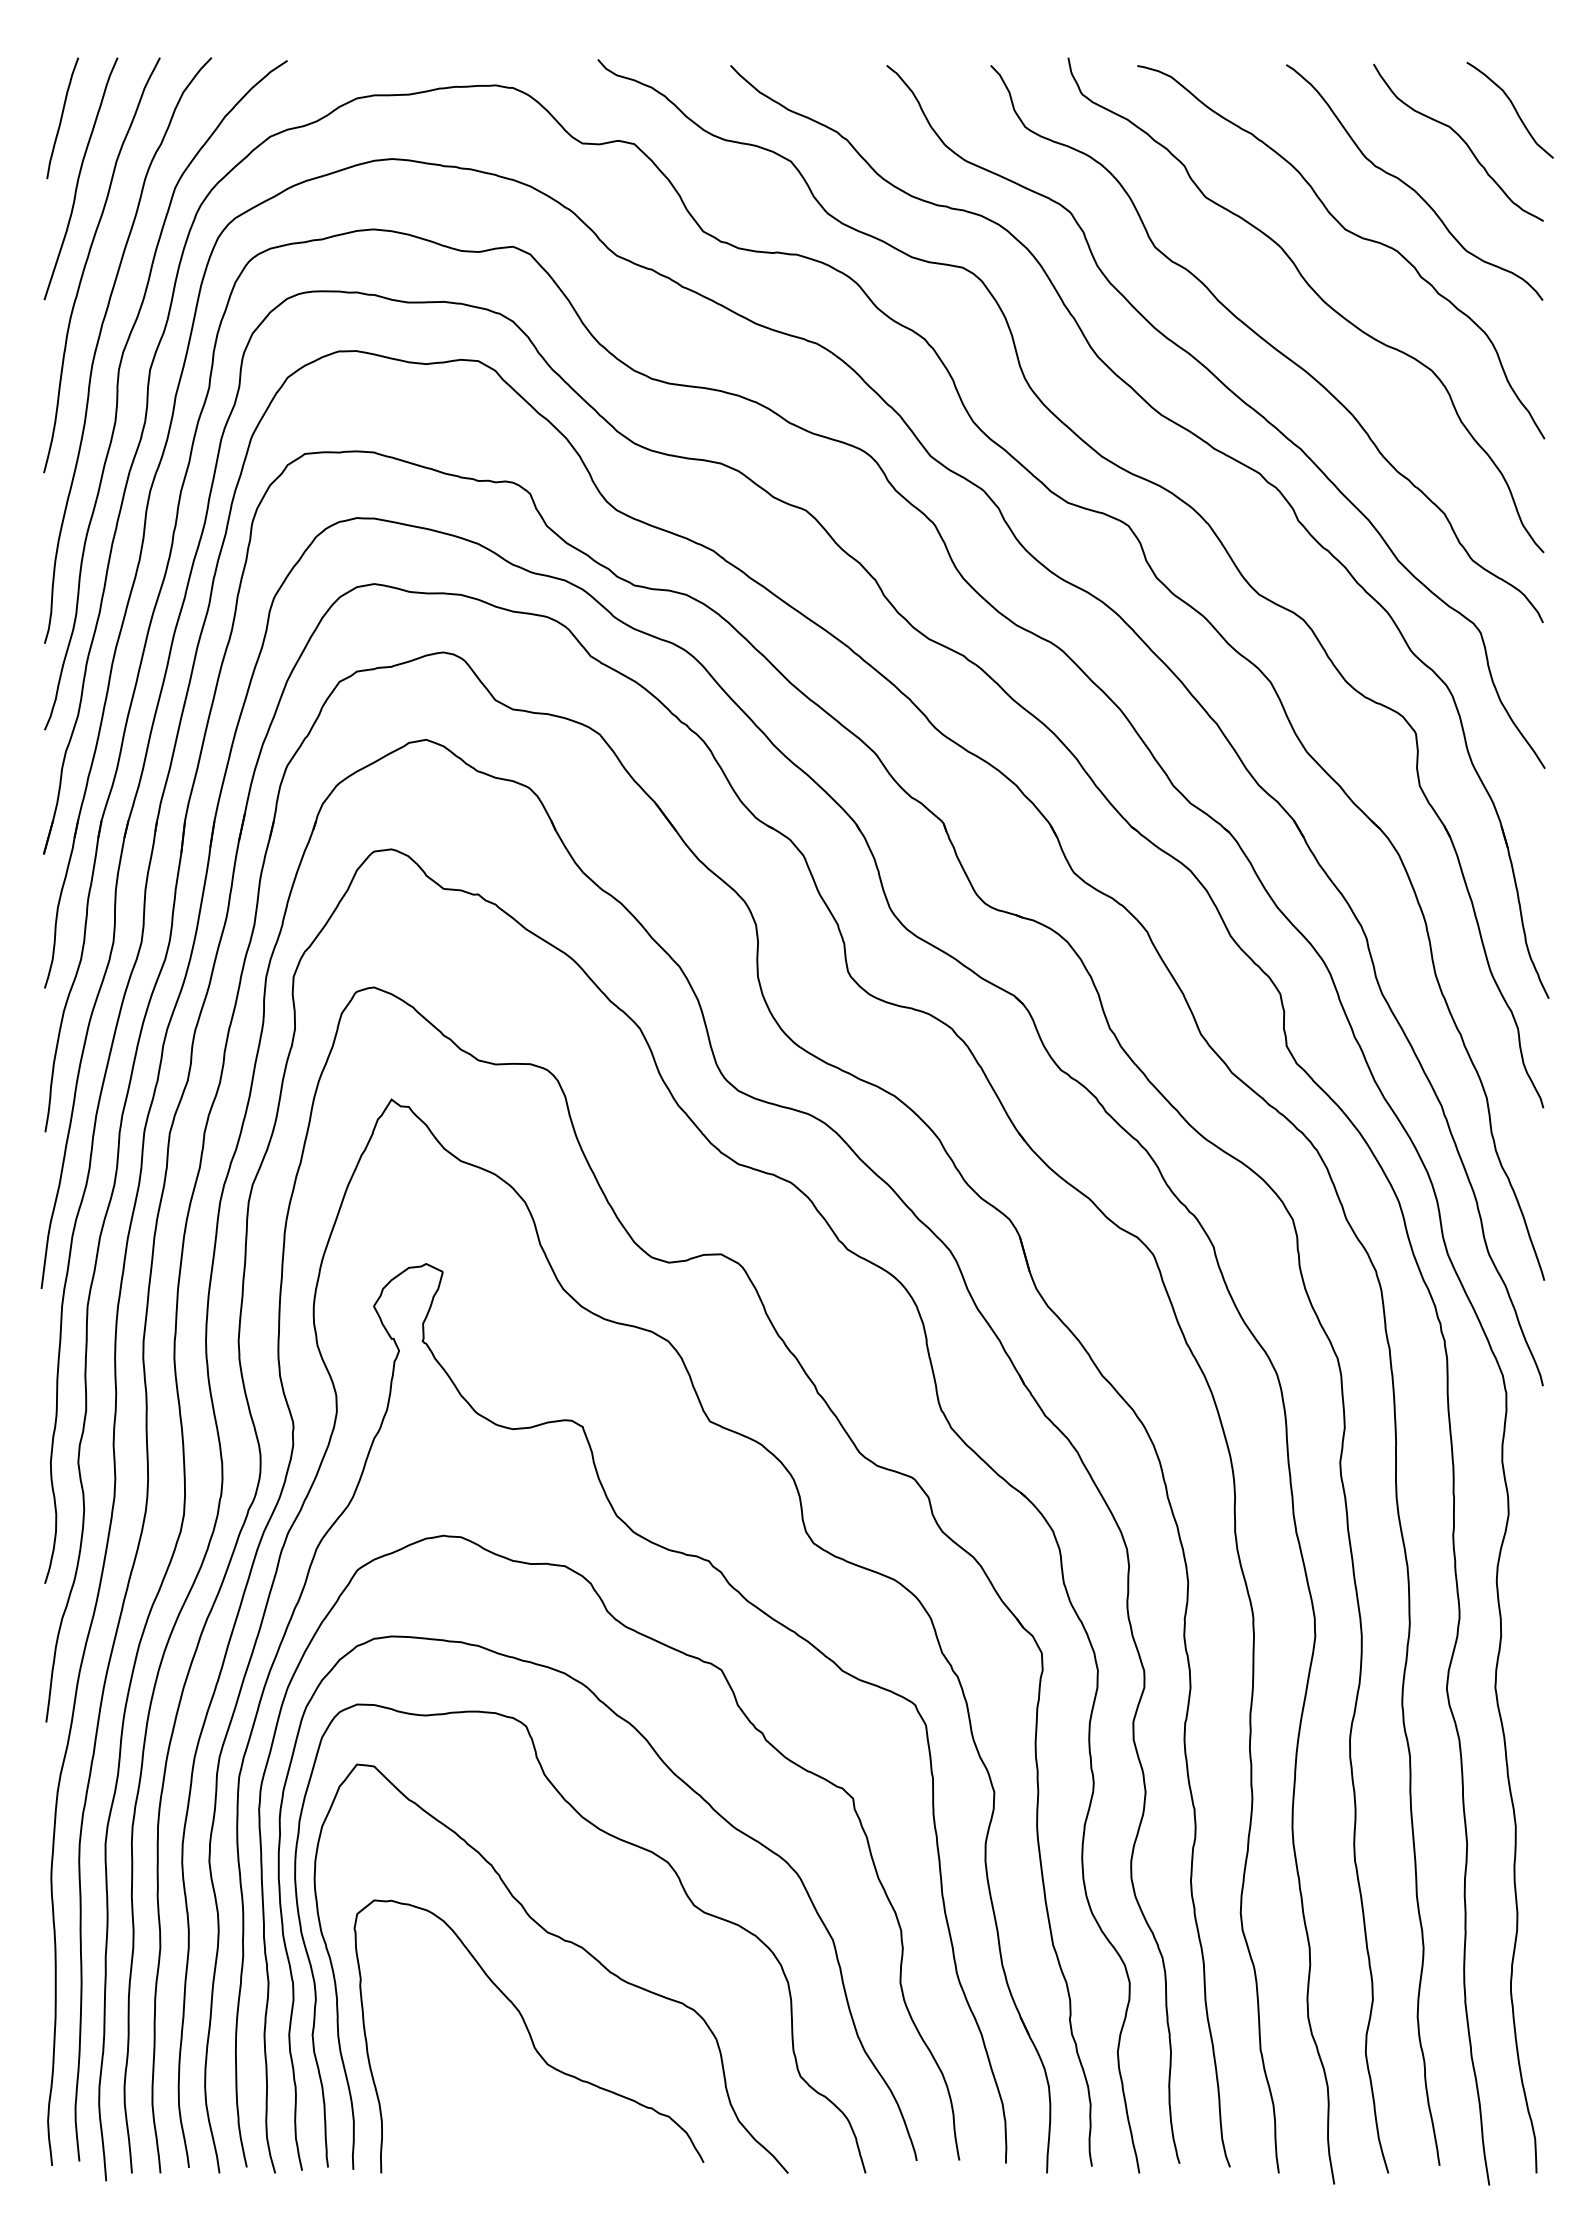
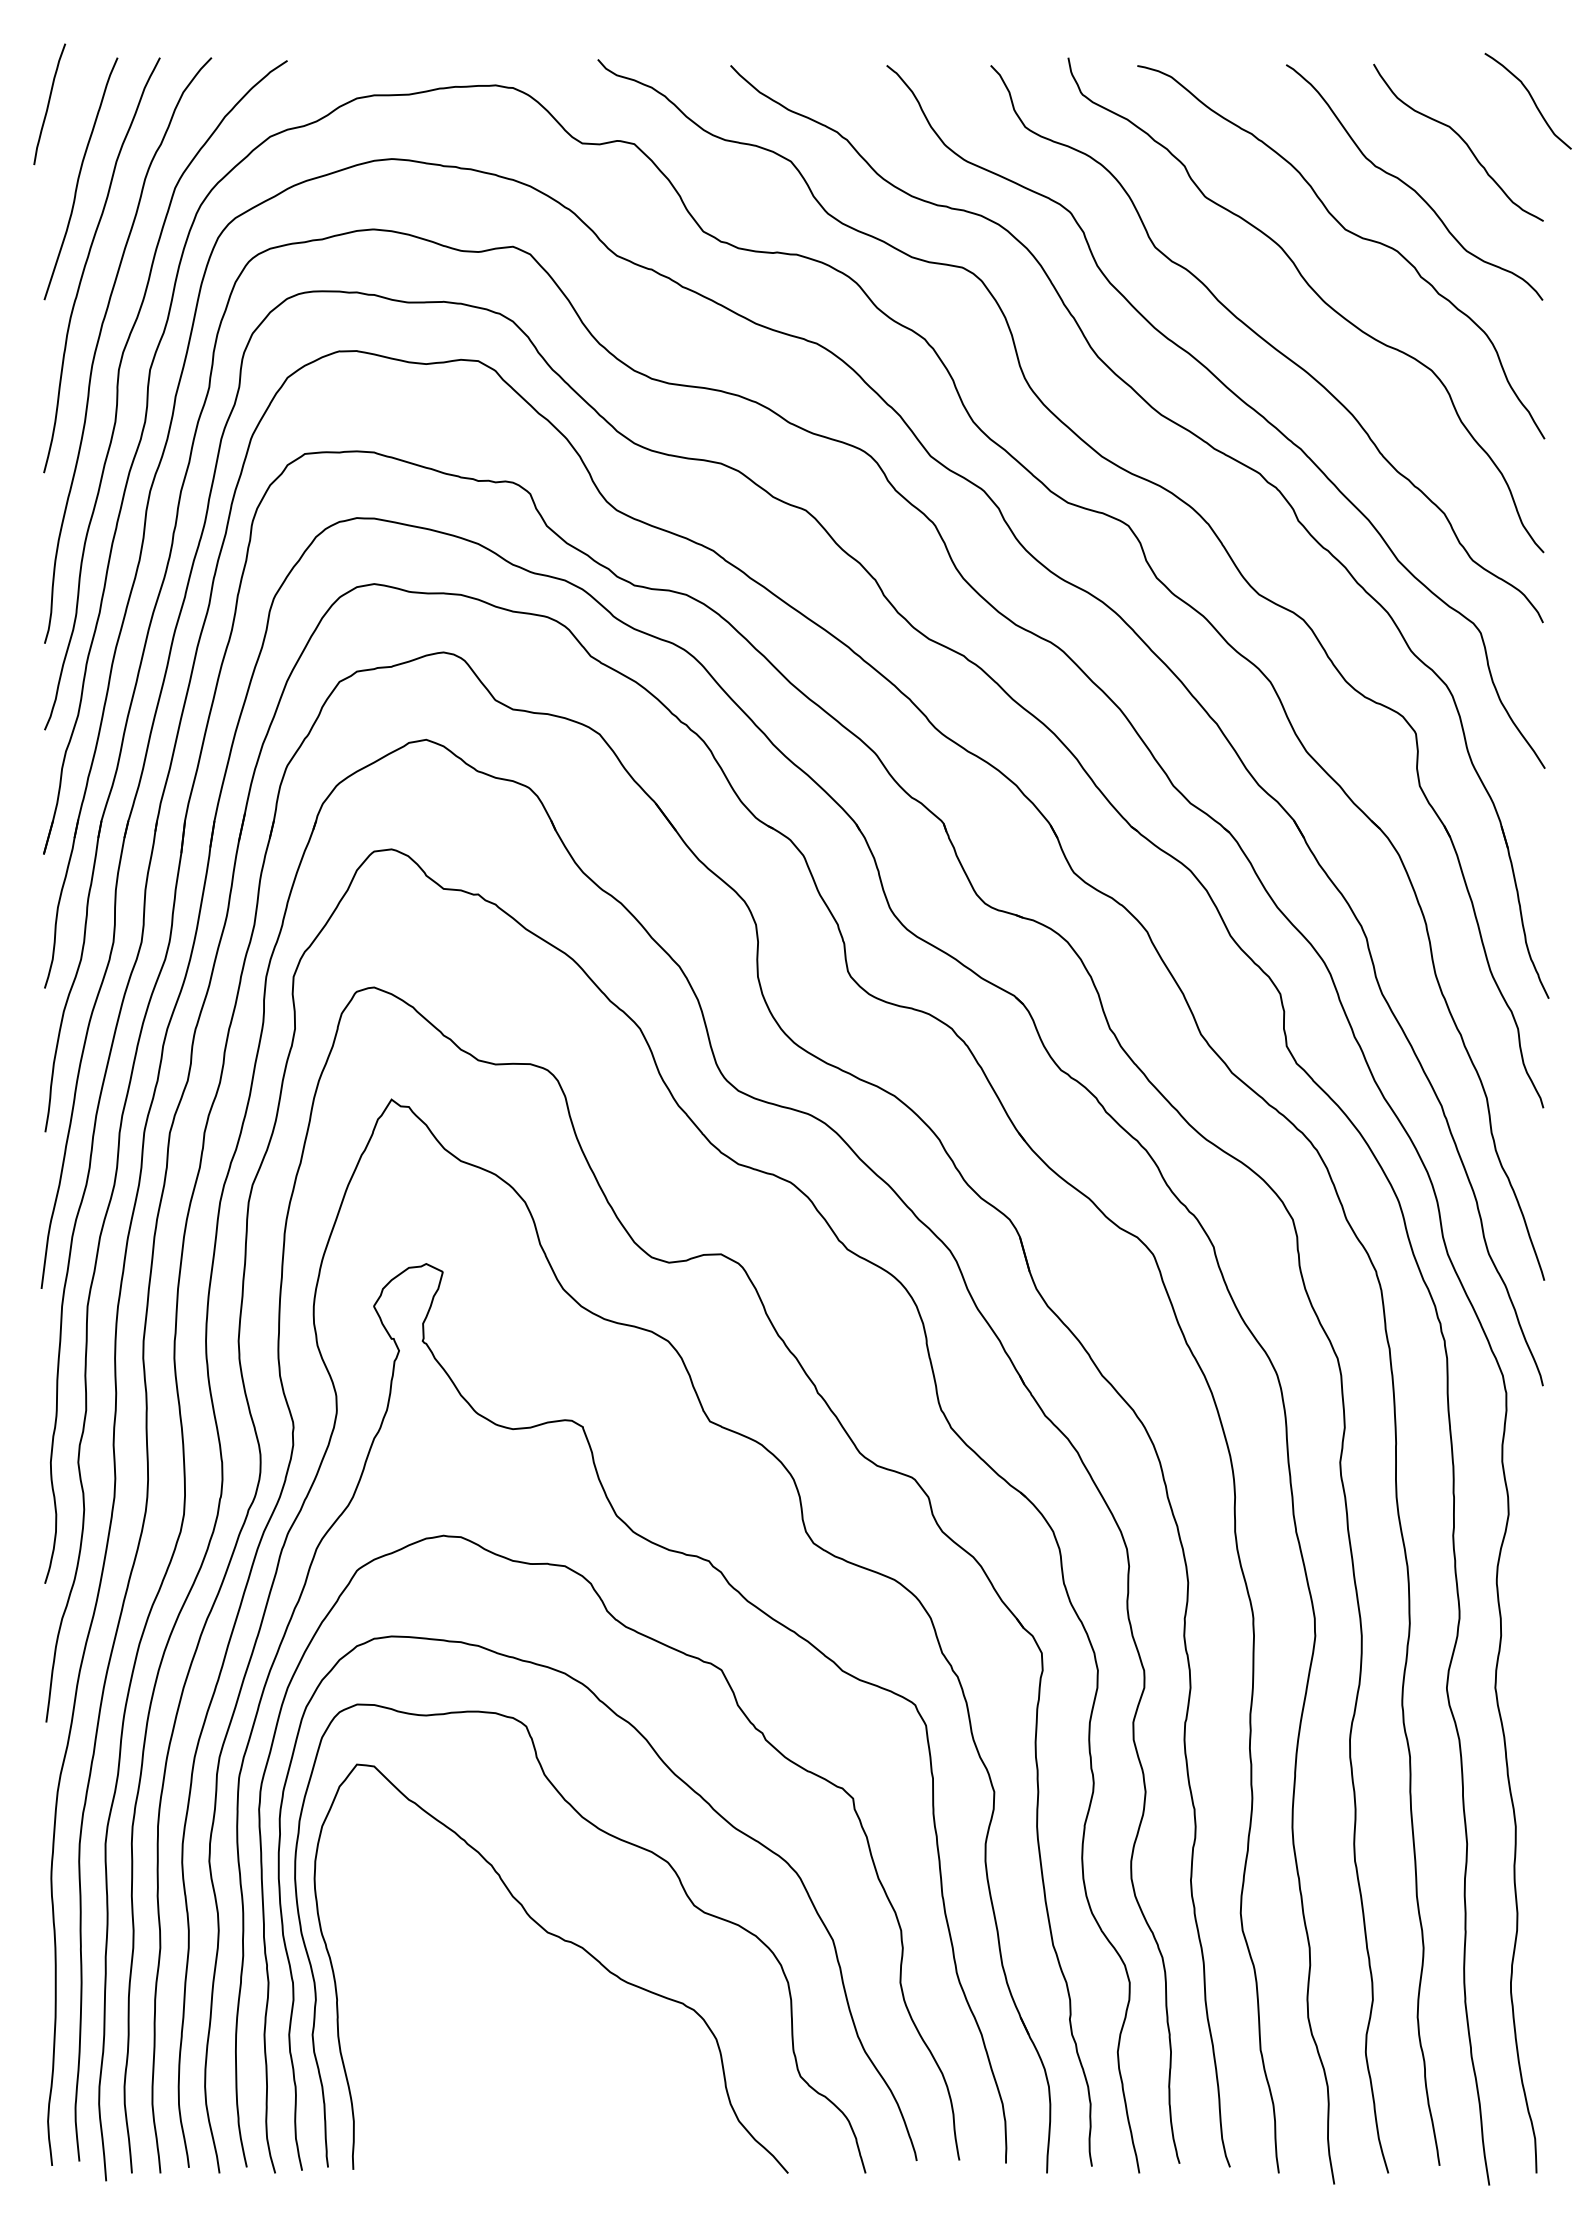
curve position: (1513, 108) -> (1531, 99) (1531, 99)
curve position: (62, 118) -> (49, 104) (49, 104)
curve: present -> none (529, 2036)
